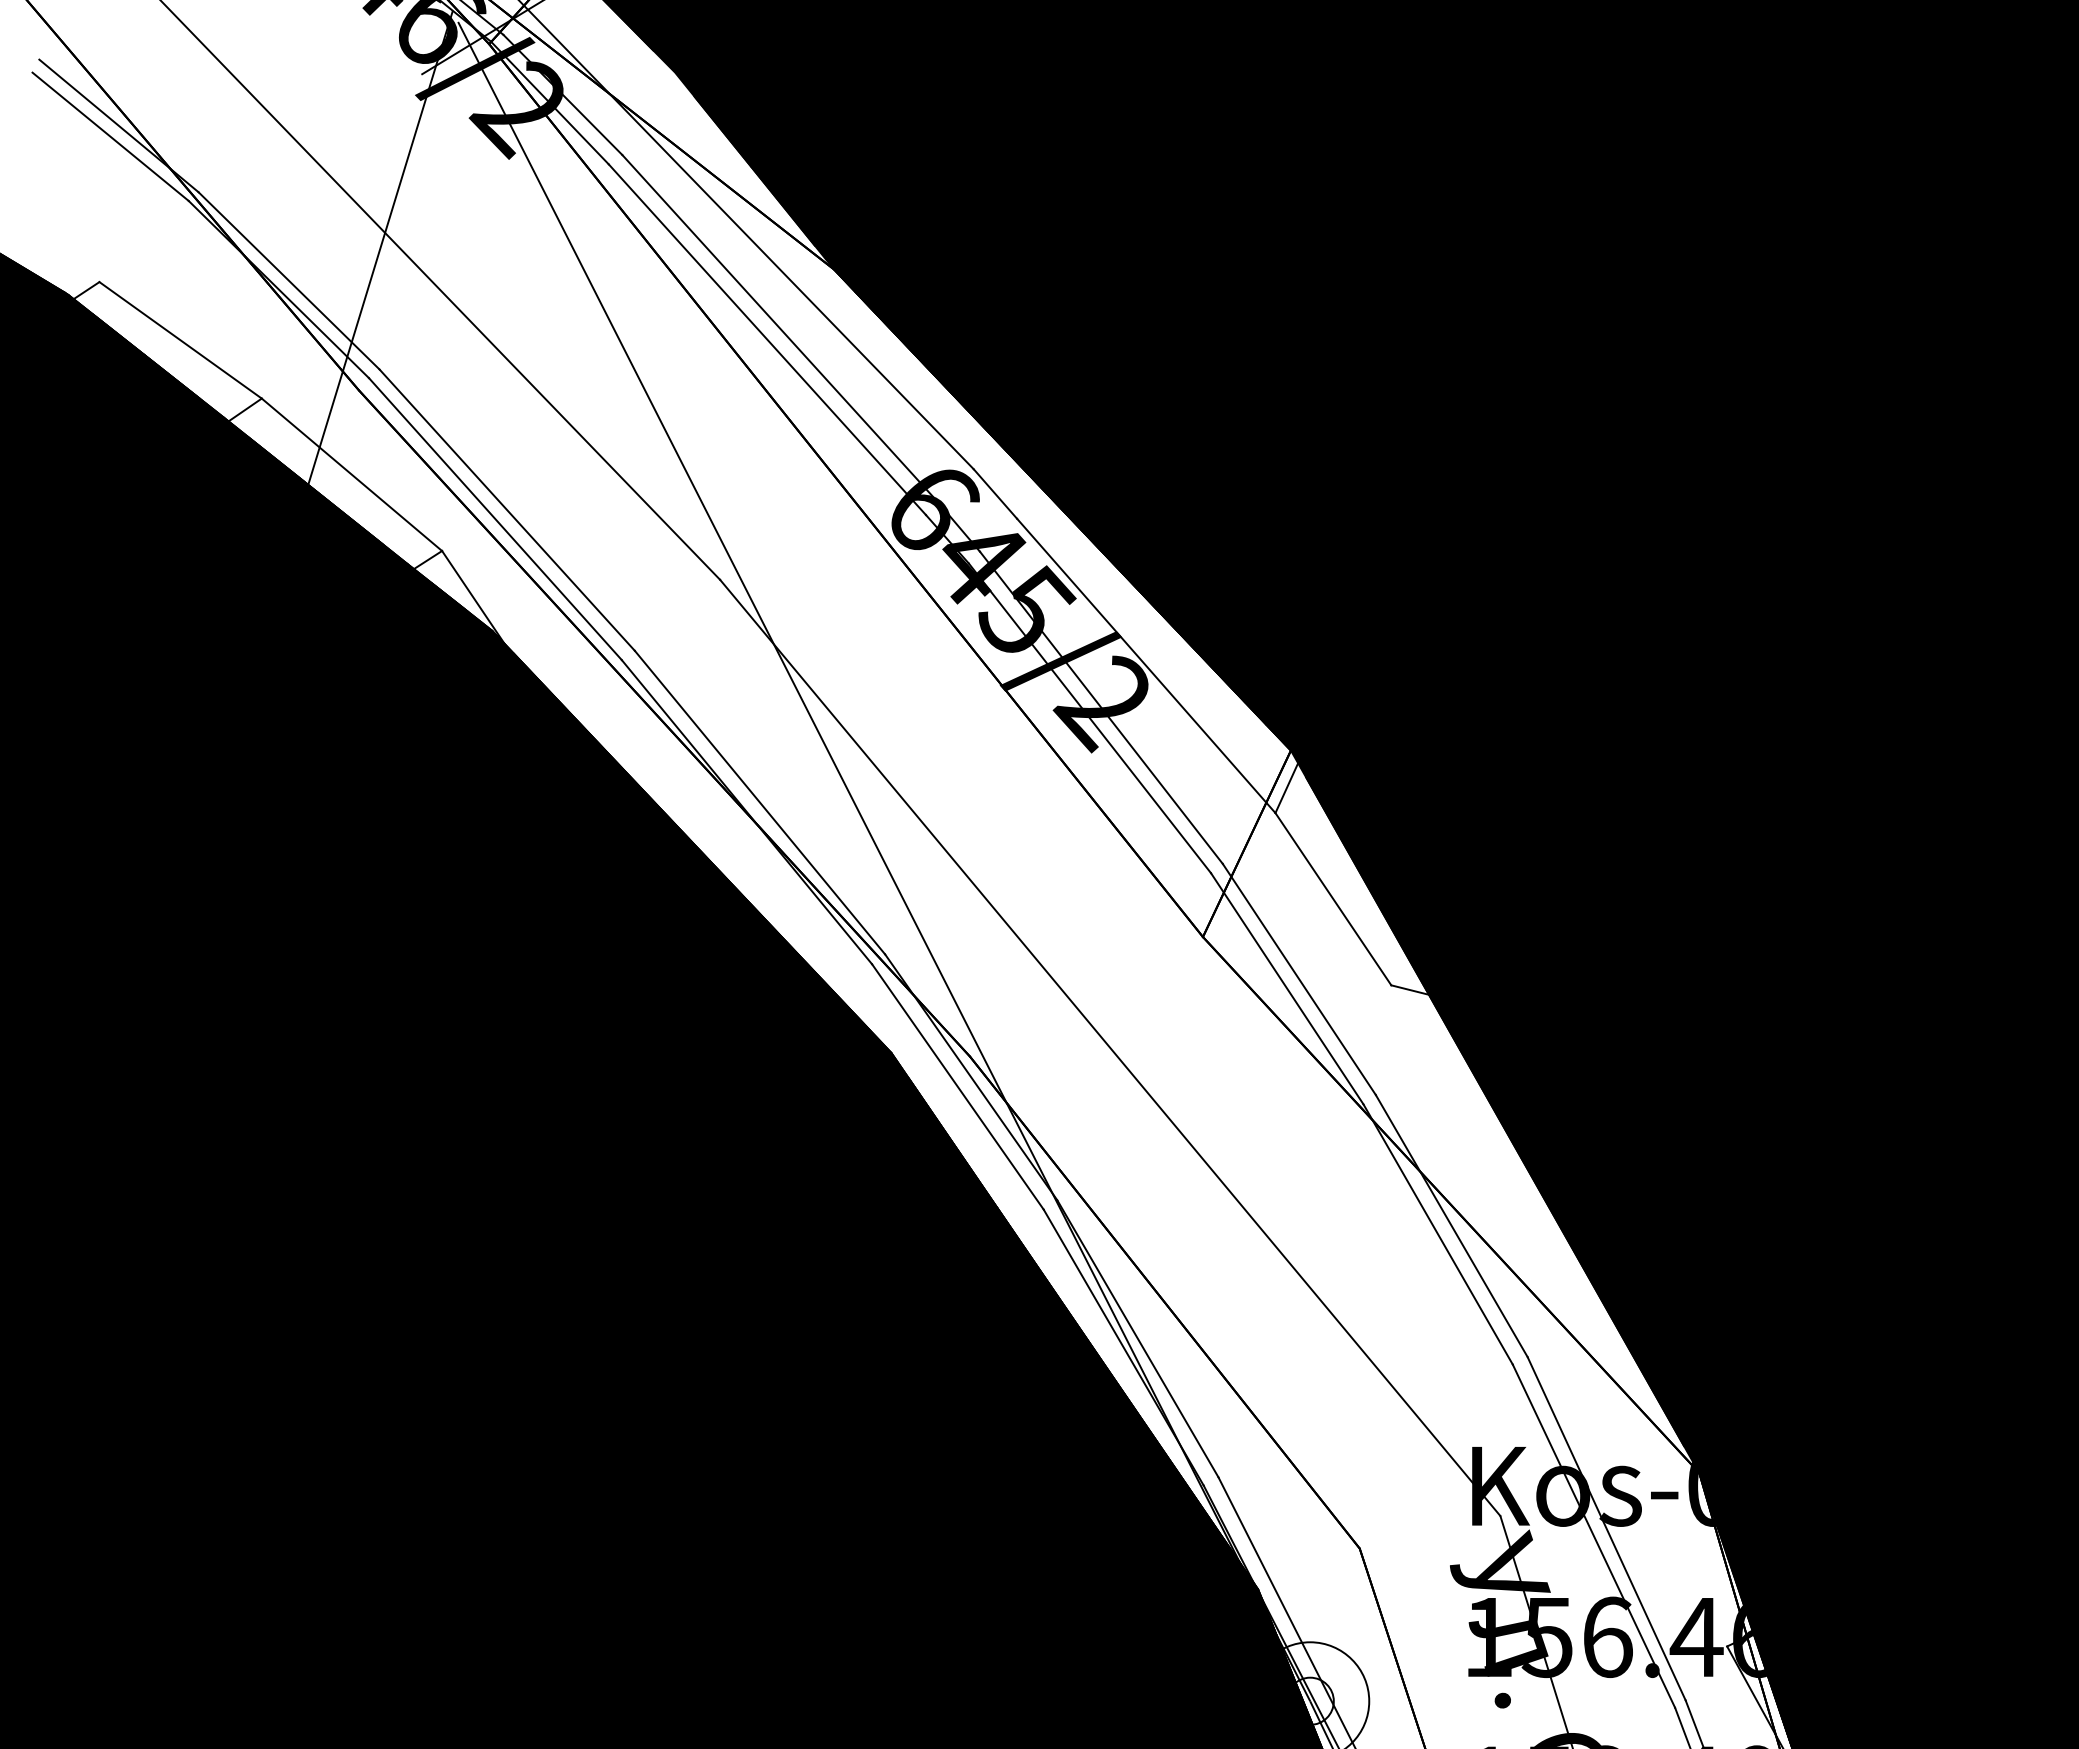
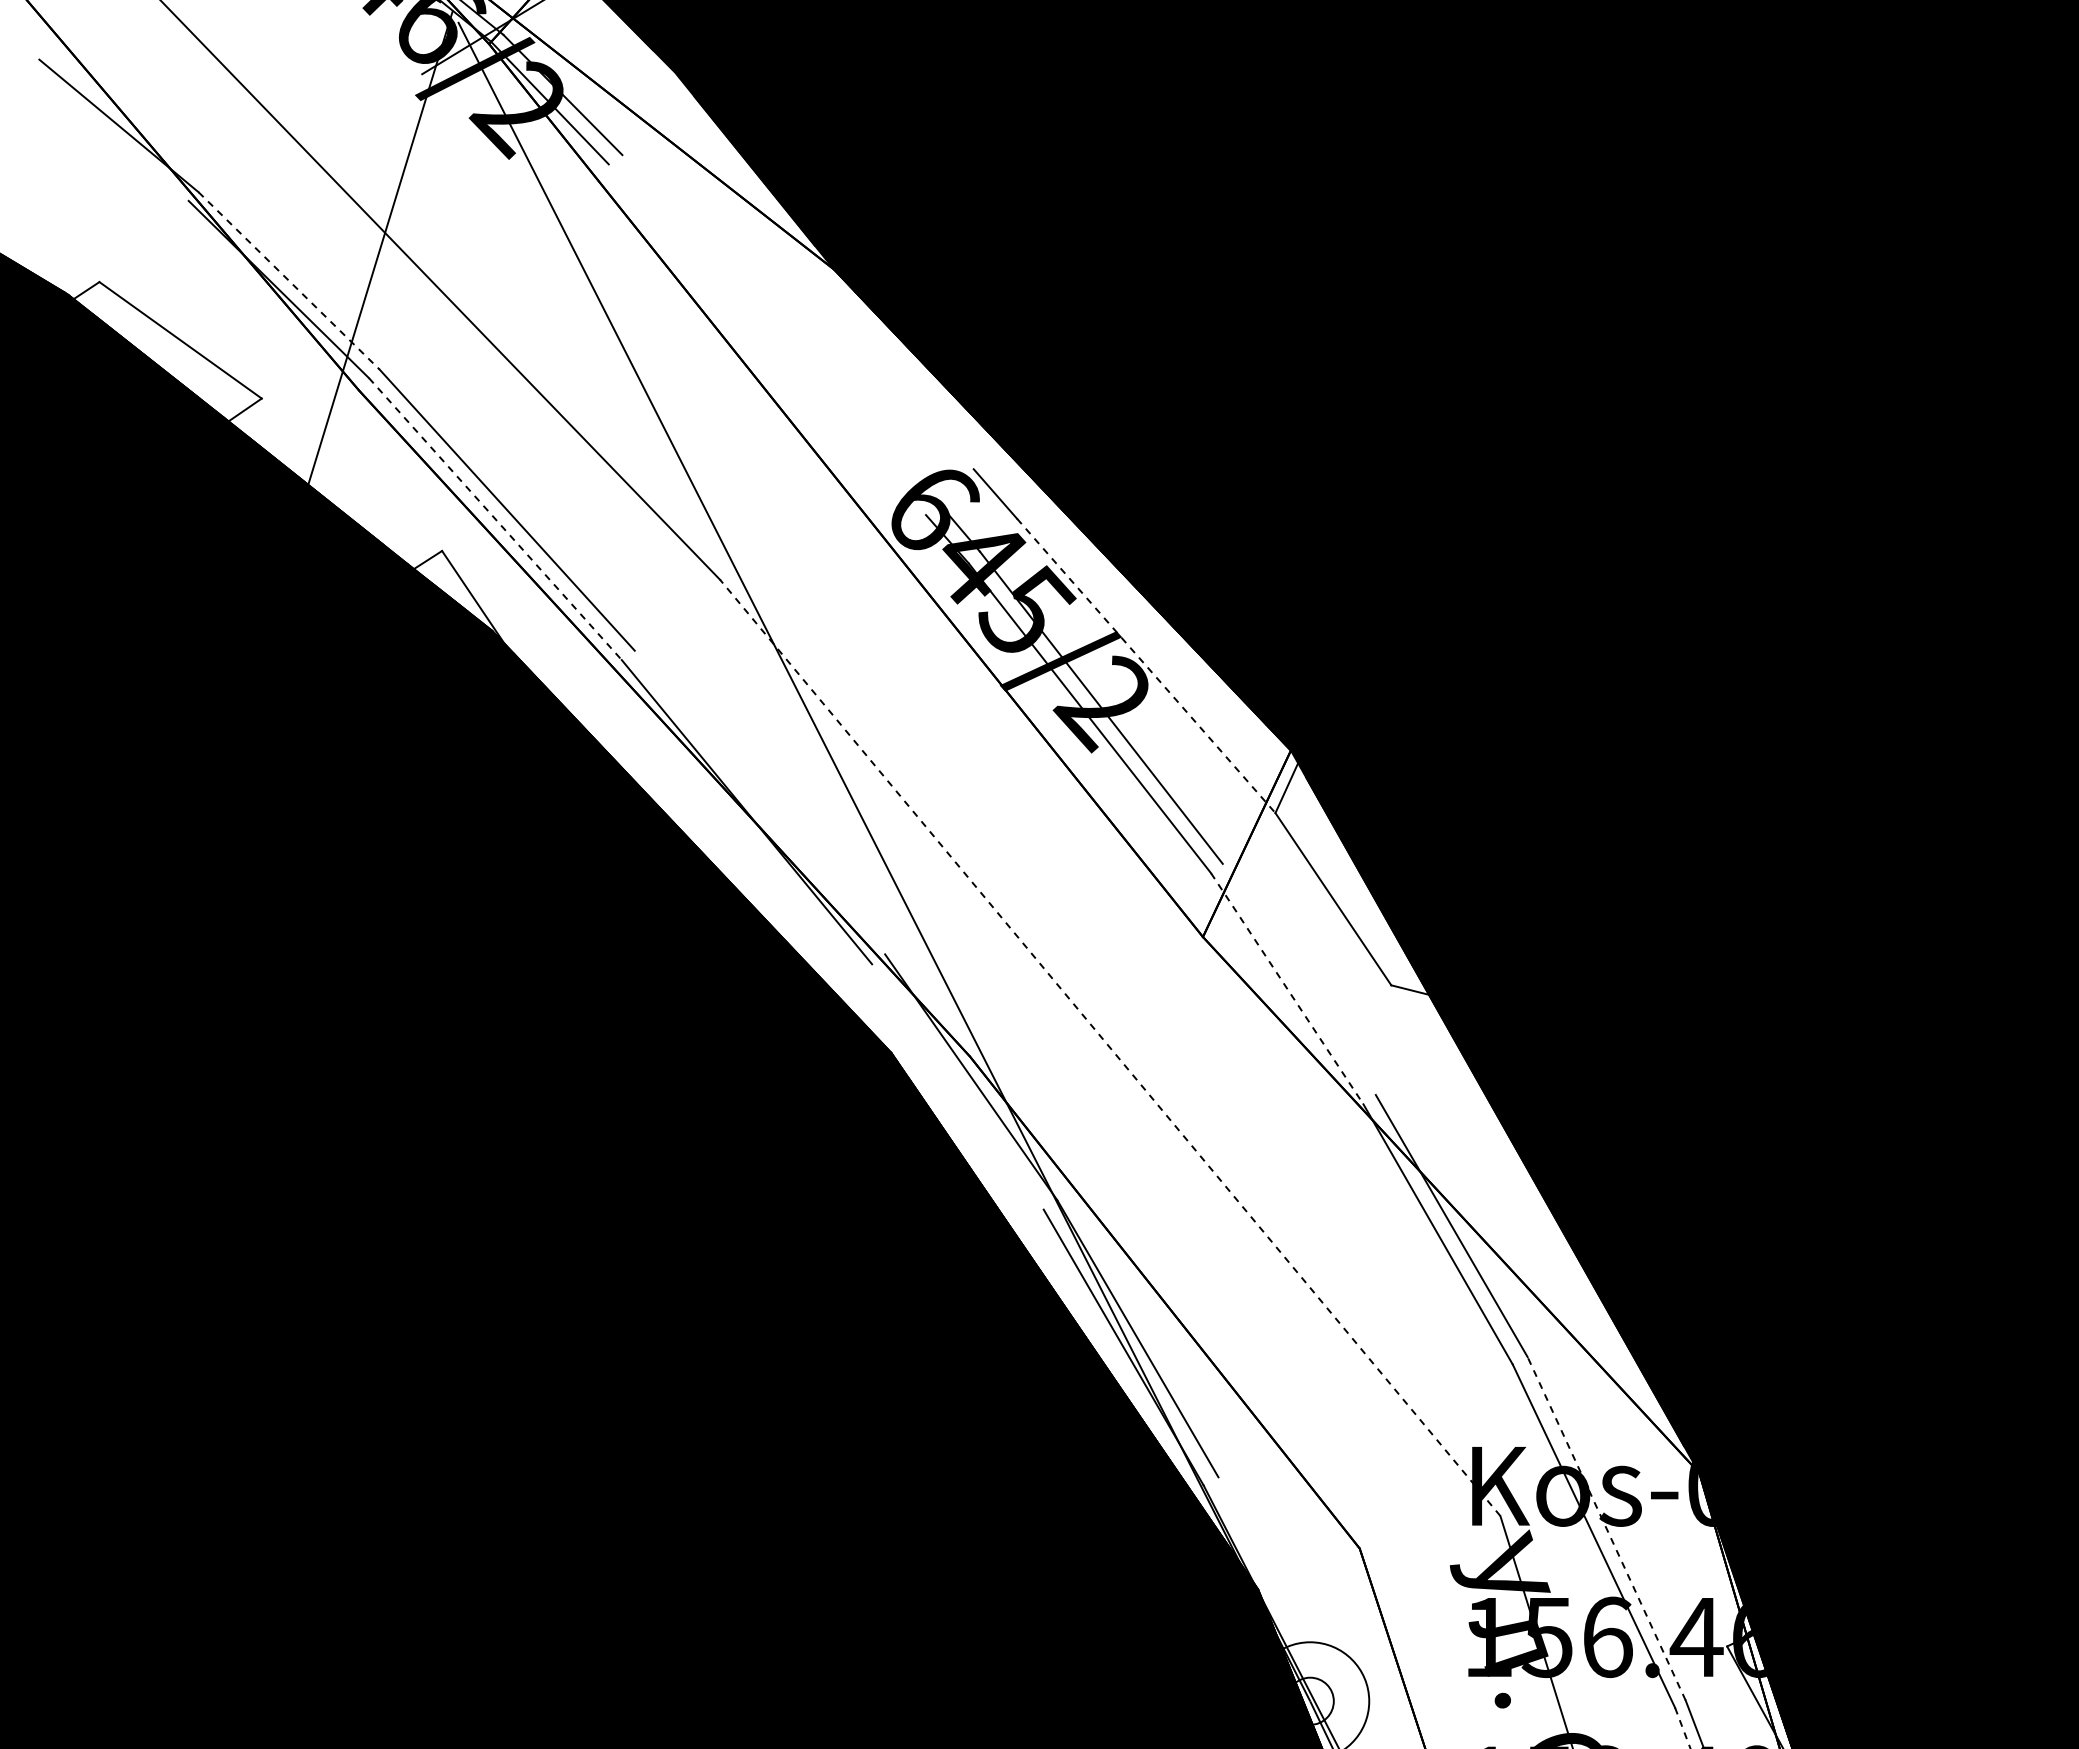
line: present -> none (110, 136)
line: present -> none (746, 235)
line: solid -> dashed (289, 280)
line: present -> none (780, 328)
line: present -> none (767, 339)
line: present -> none (351, 474)
line: solid -> dashed (495, 519)
line: solid -> dashed (1146, 665)
line: present -> none (759, 802)
line: present -> none (1298, 979)
line: solid -> dashed (1287, 989)
line: solid -> dashed (1109, 1047)
line: present -> none (957, 1086)
line: solid -> dashed (1606, 1528)
line: present -> none (1286, 1611)
line: solid -> dashed (1682, 1728)
